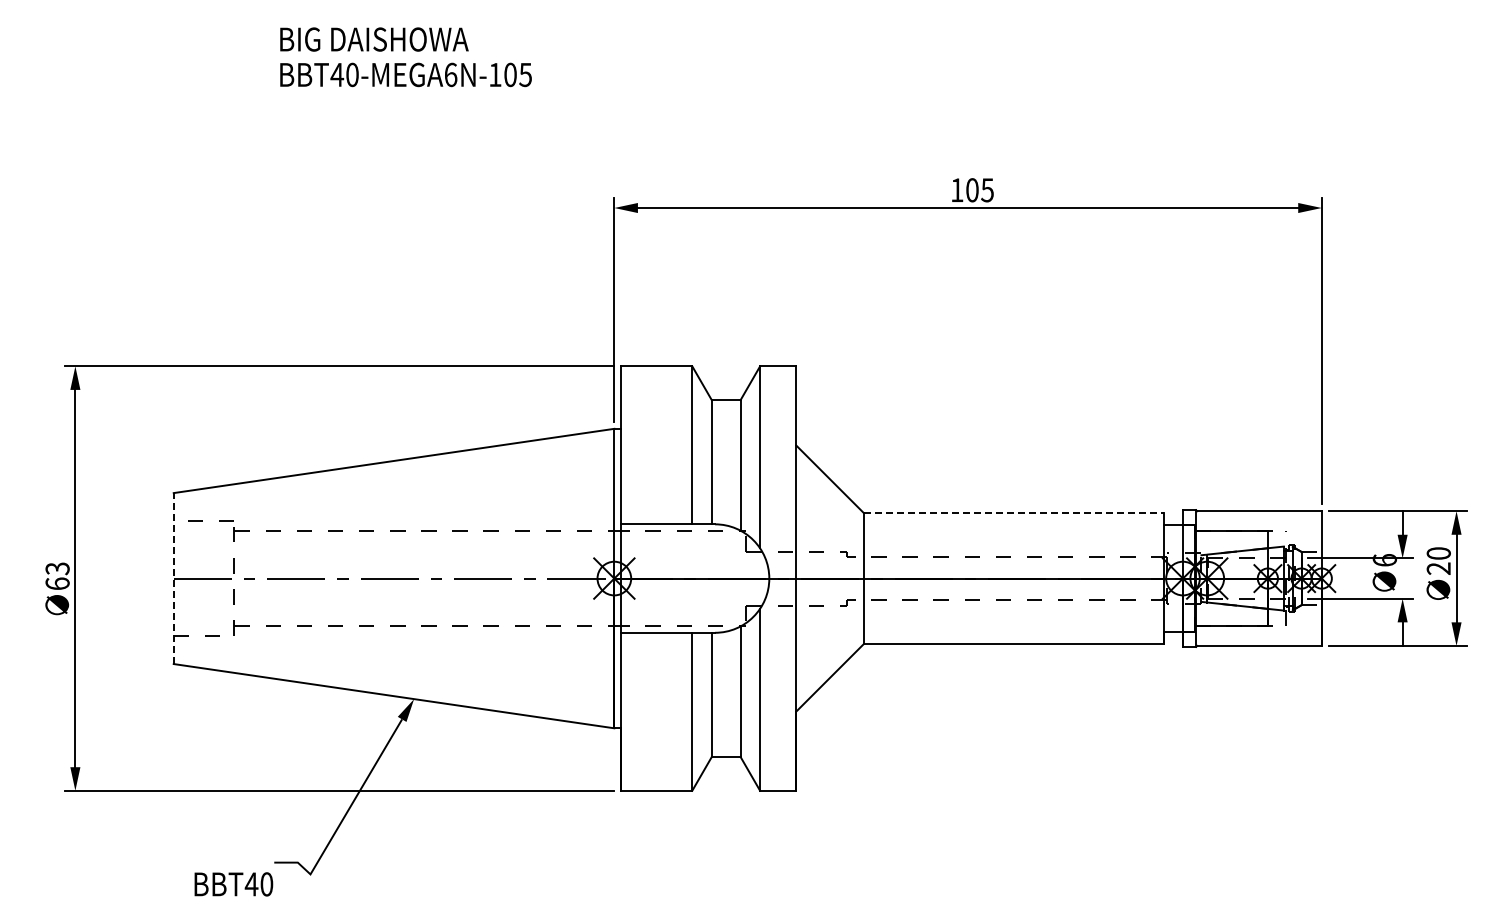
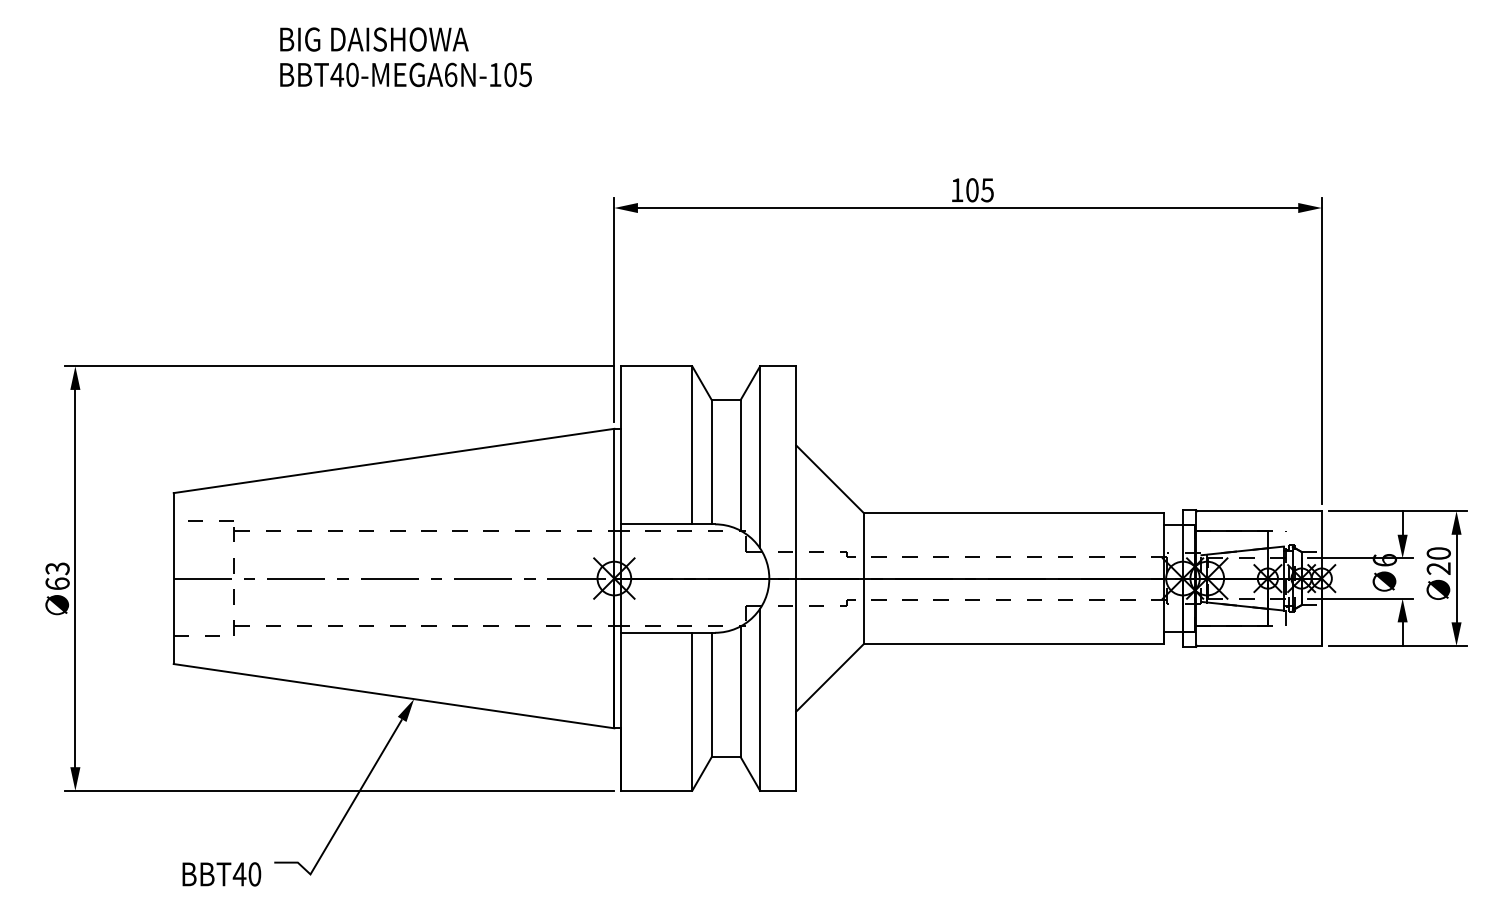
line: dashed -> solid (1014, 512)
line: dashed -> solid (173, 578)
text position: (233, 884) -> (221, 874) (221, 874)
